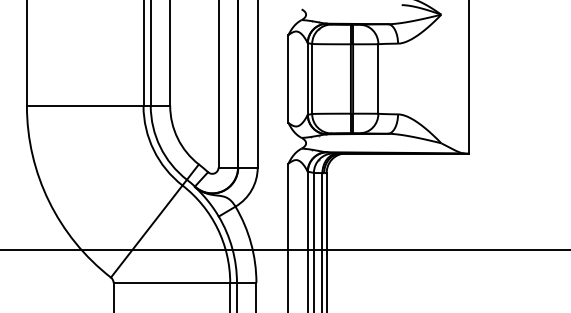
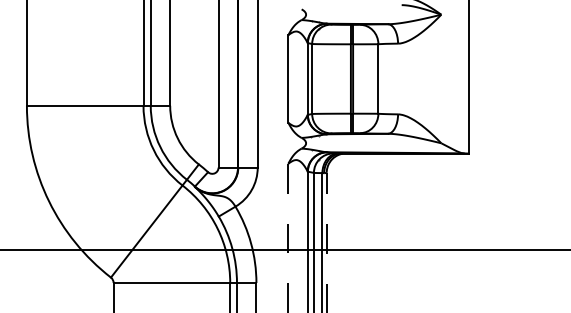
line: solid -> dashed (288, 238)
line: solid -> dashed (326, 242)
